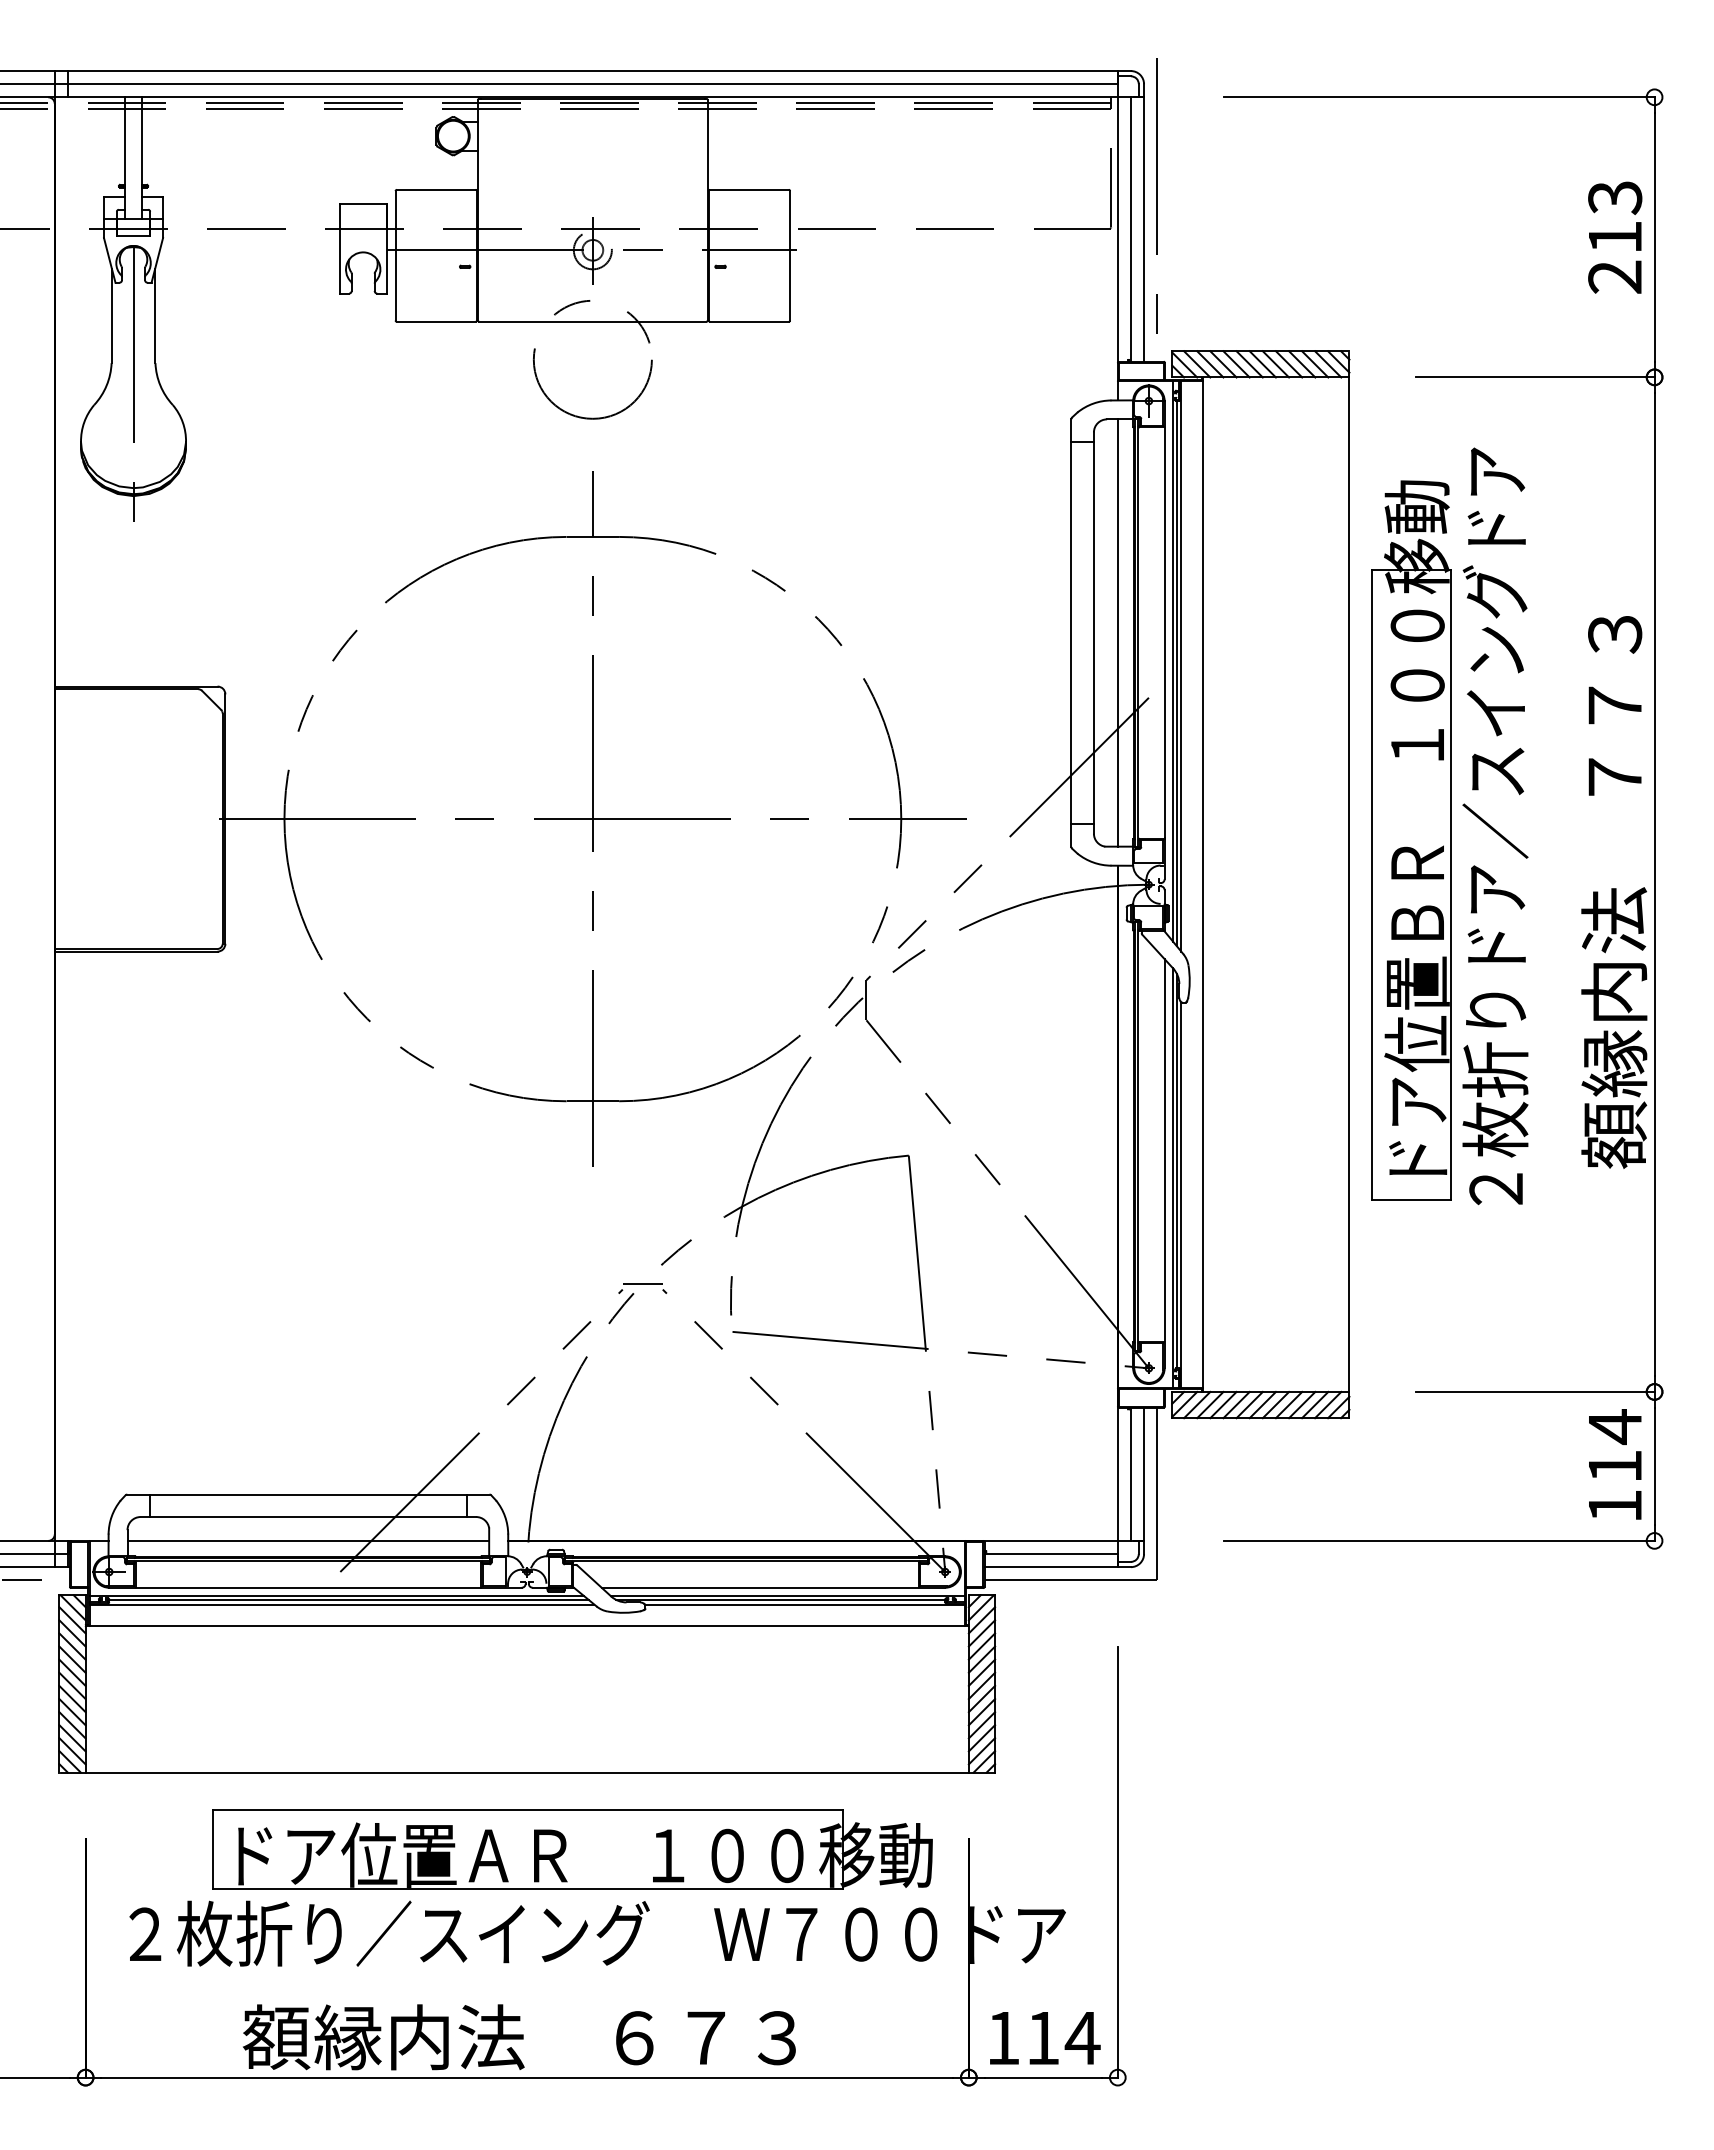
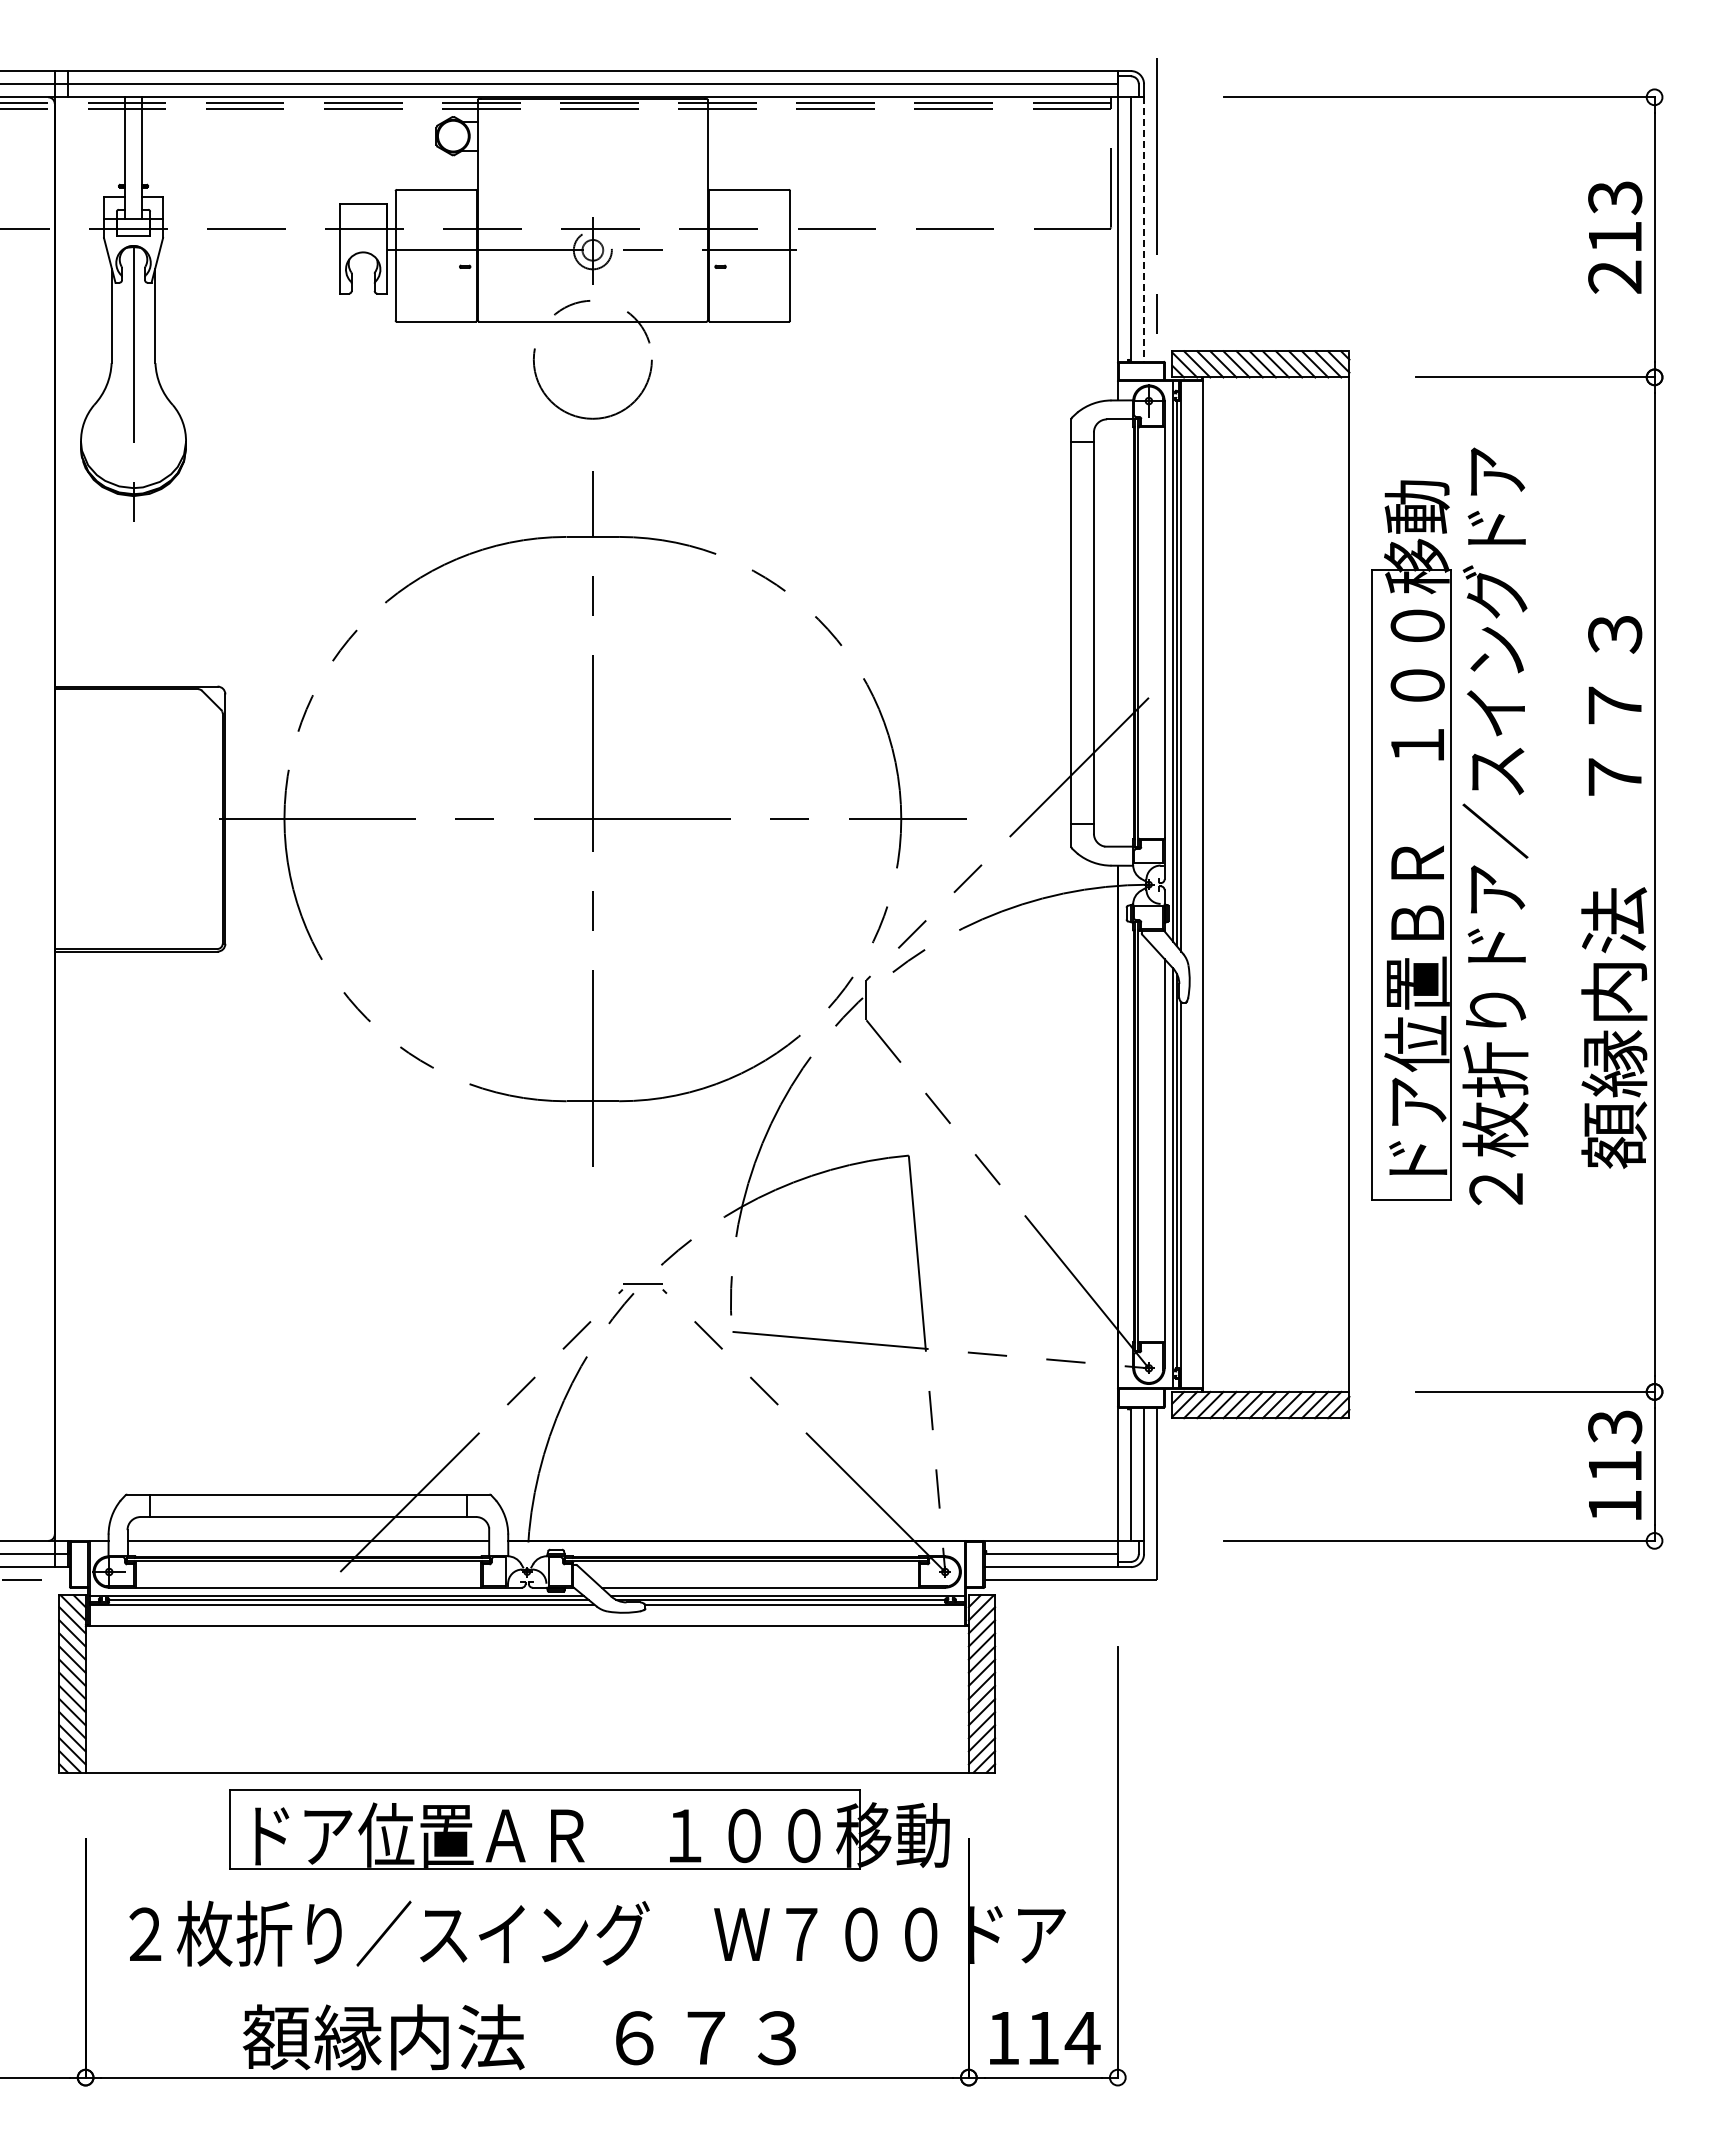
line: solid -> dashed (1144, 230)
line: present -> none (1117, 632)
text: 114 -> 113 (1615, 1427)
part position: (572, 1849) -> (589, 1829) (589, 1829)
